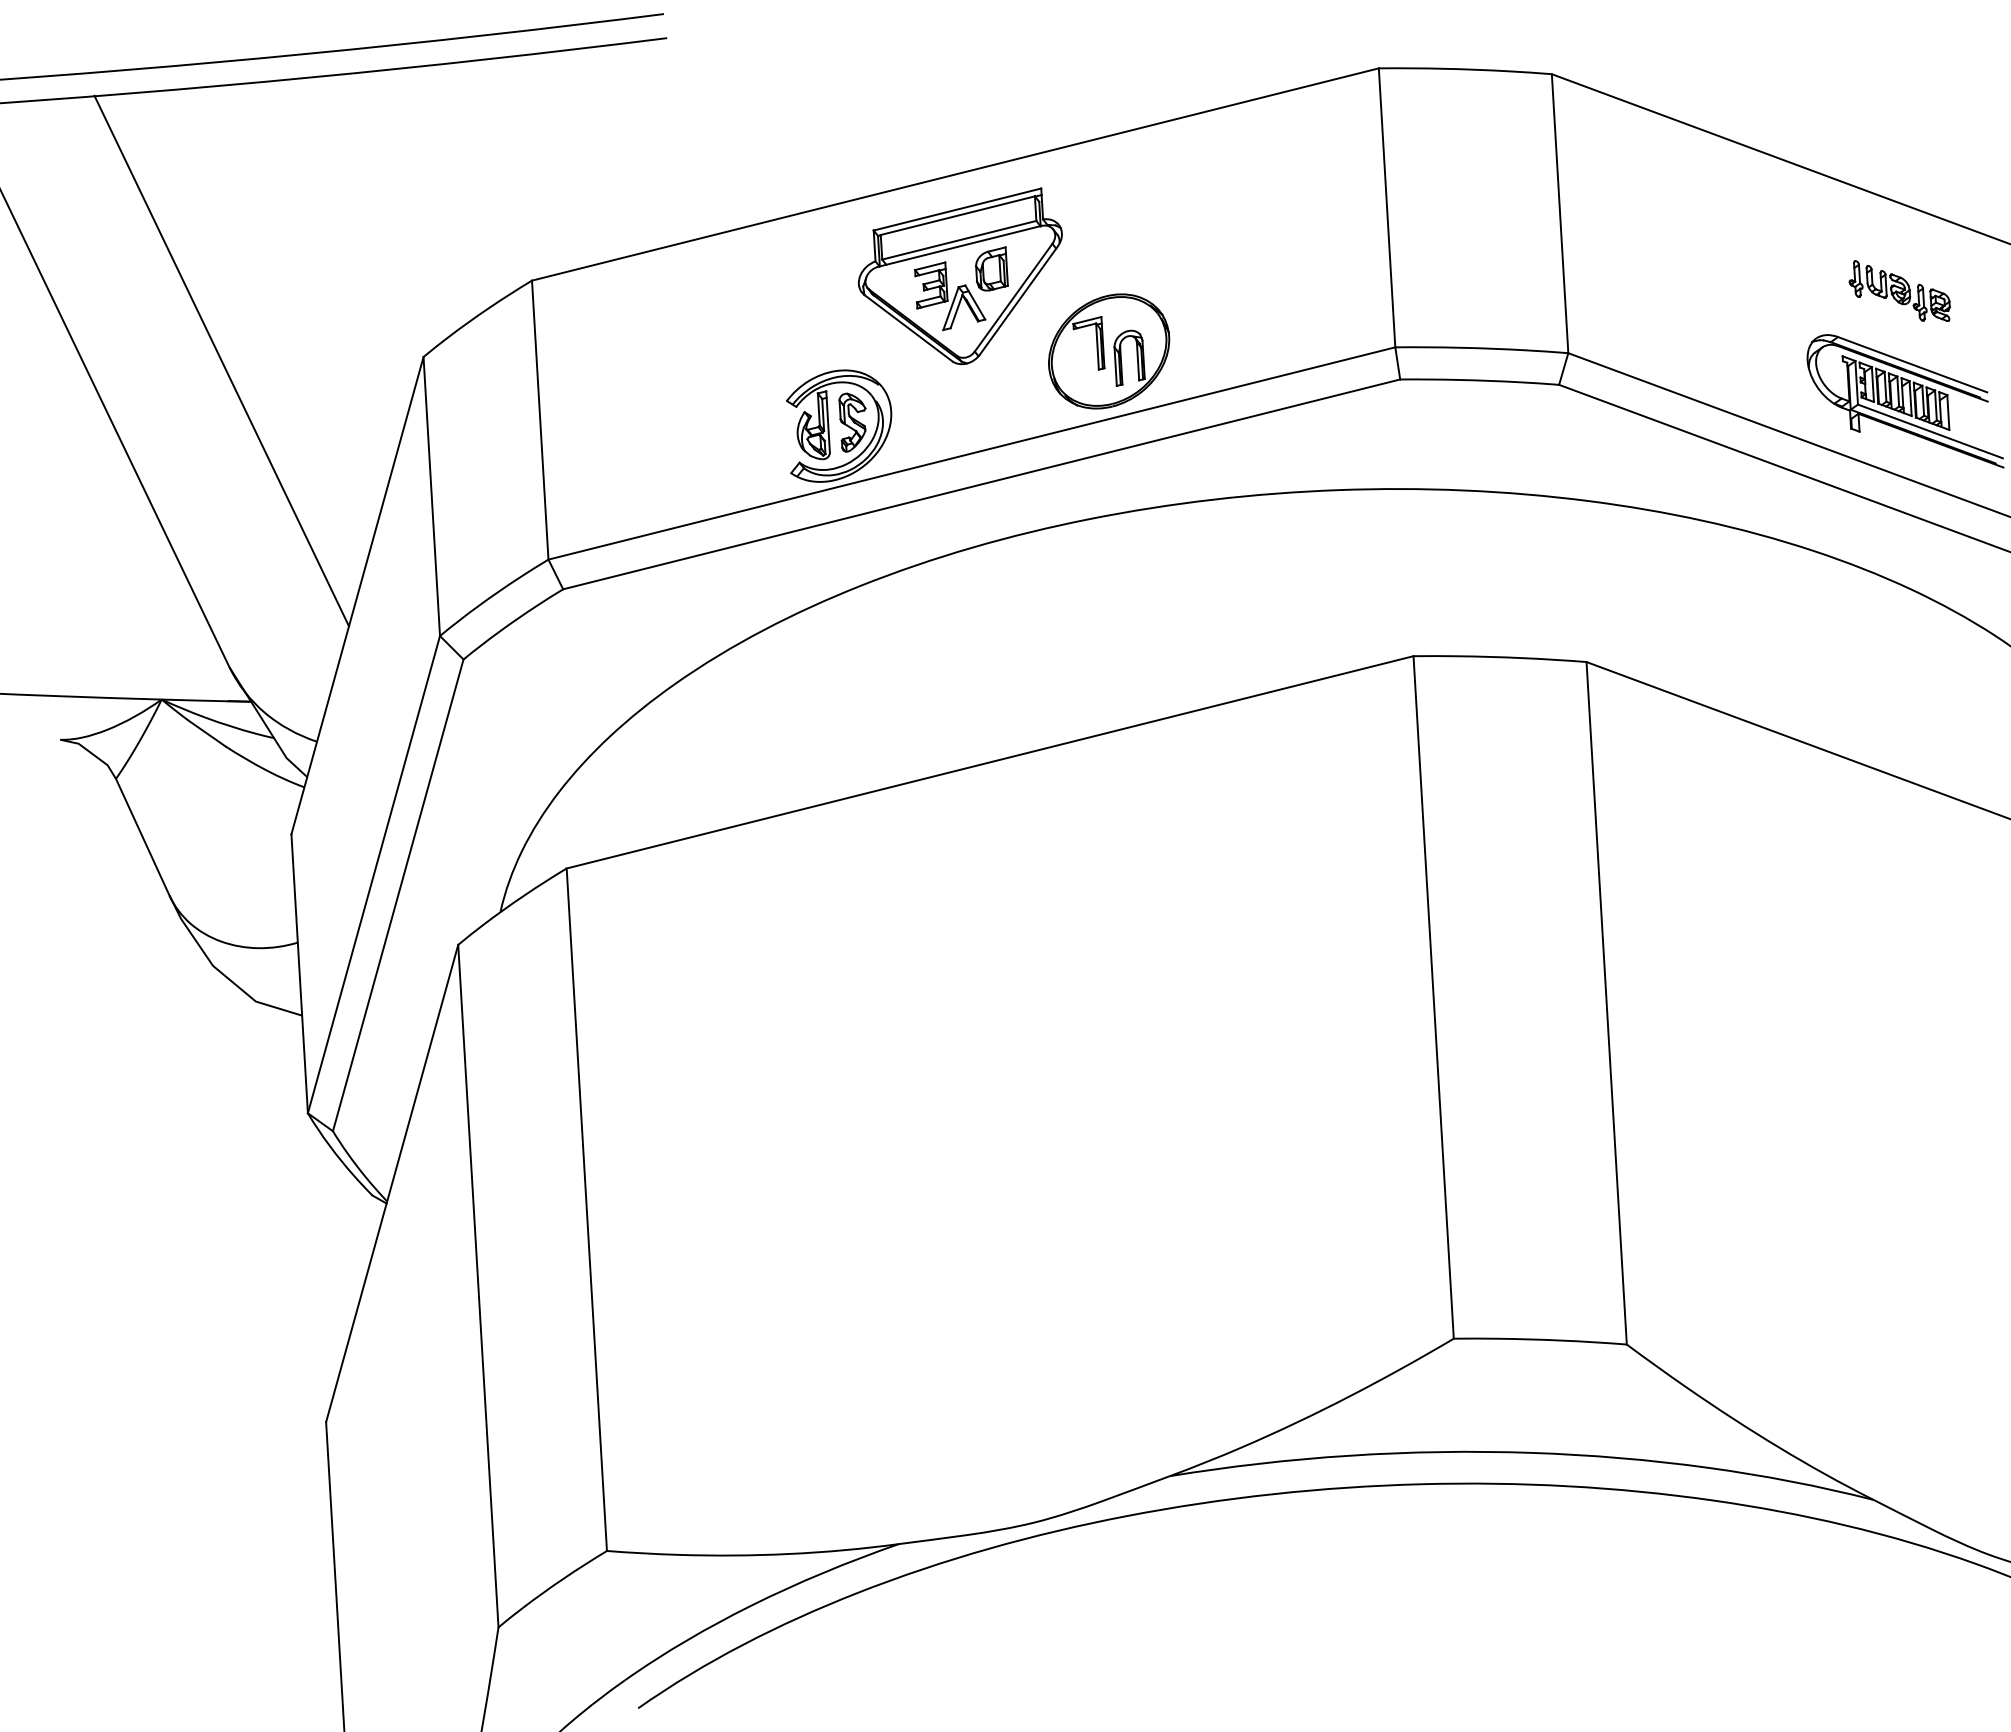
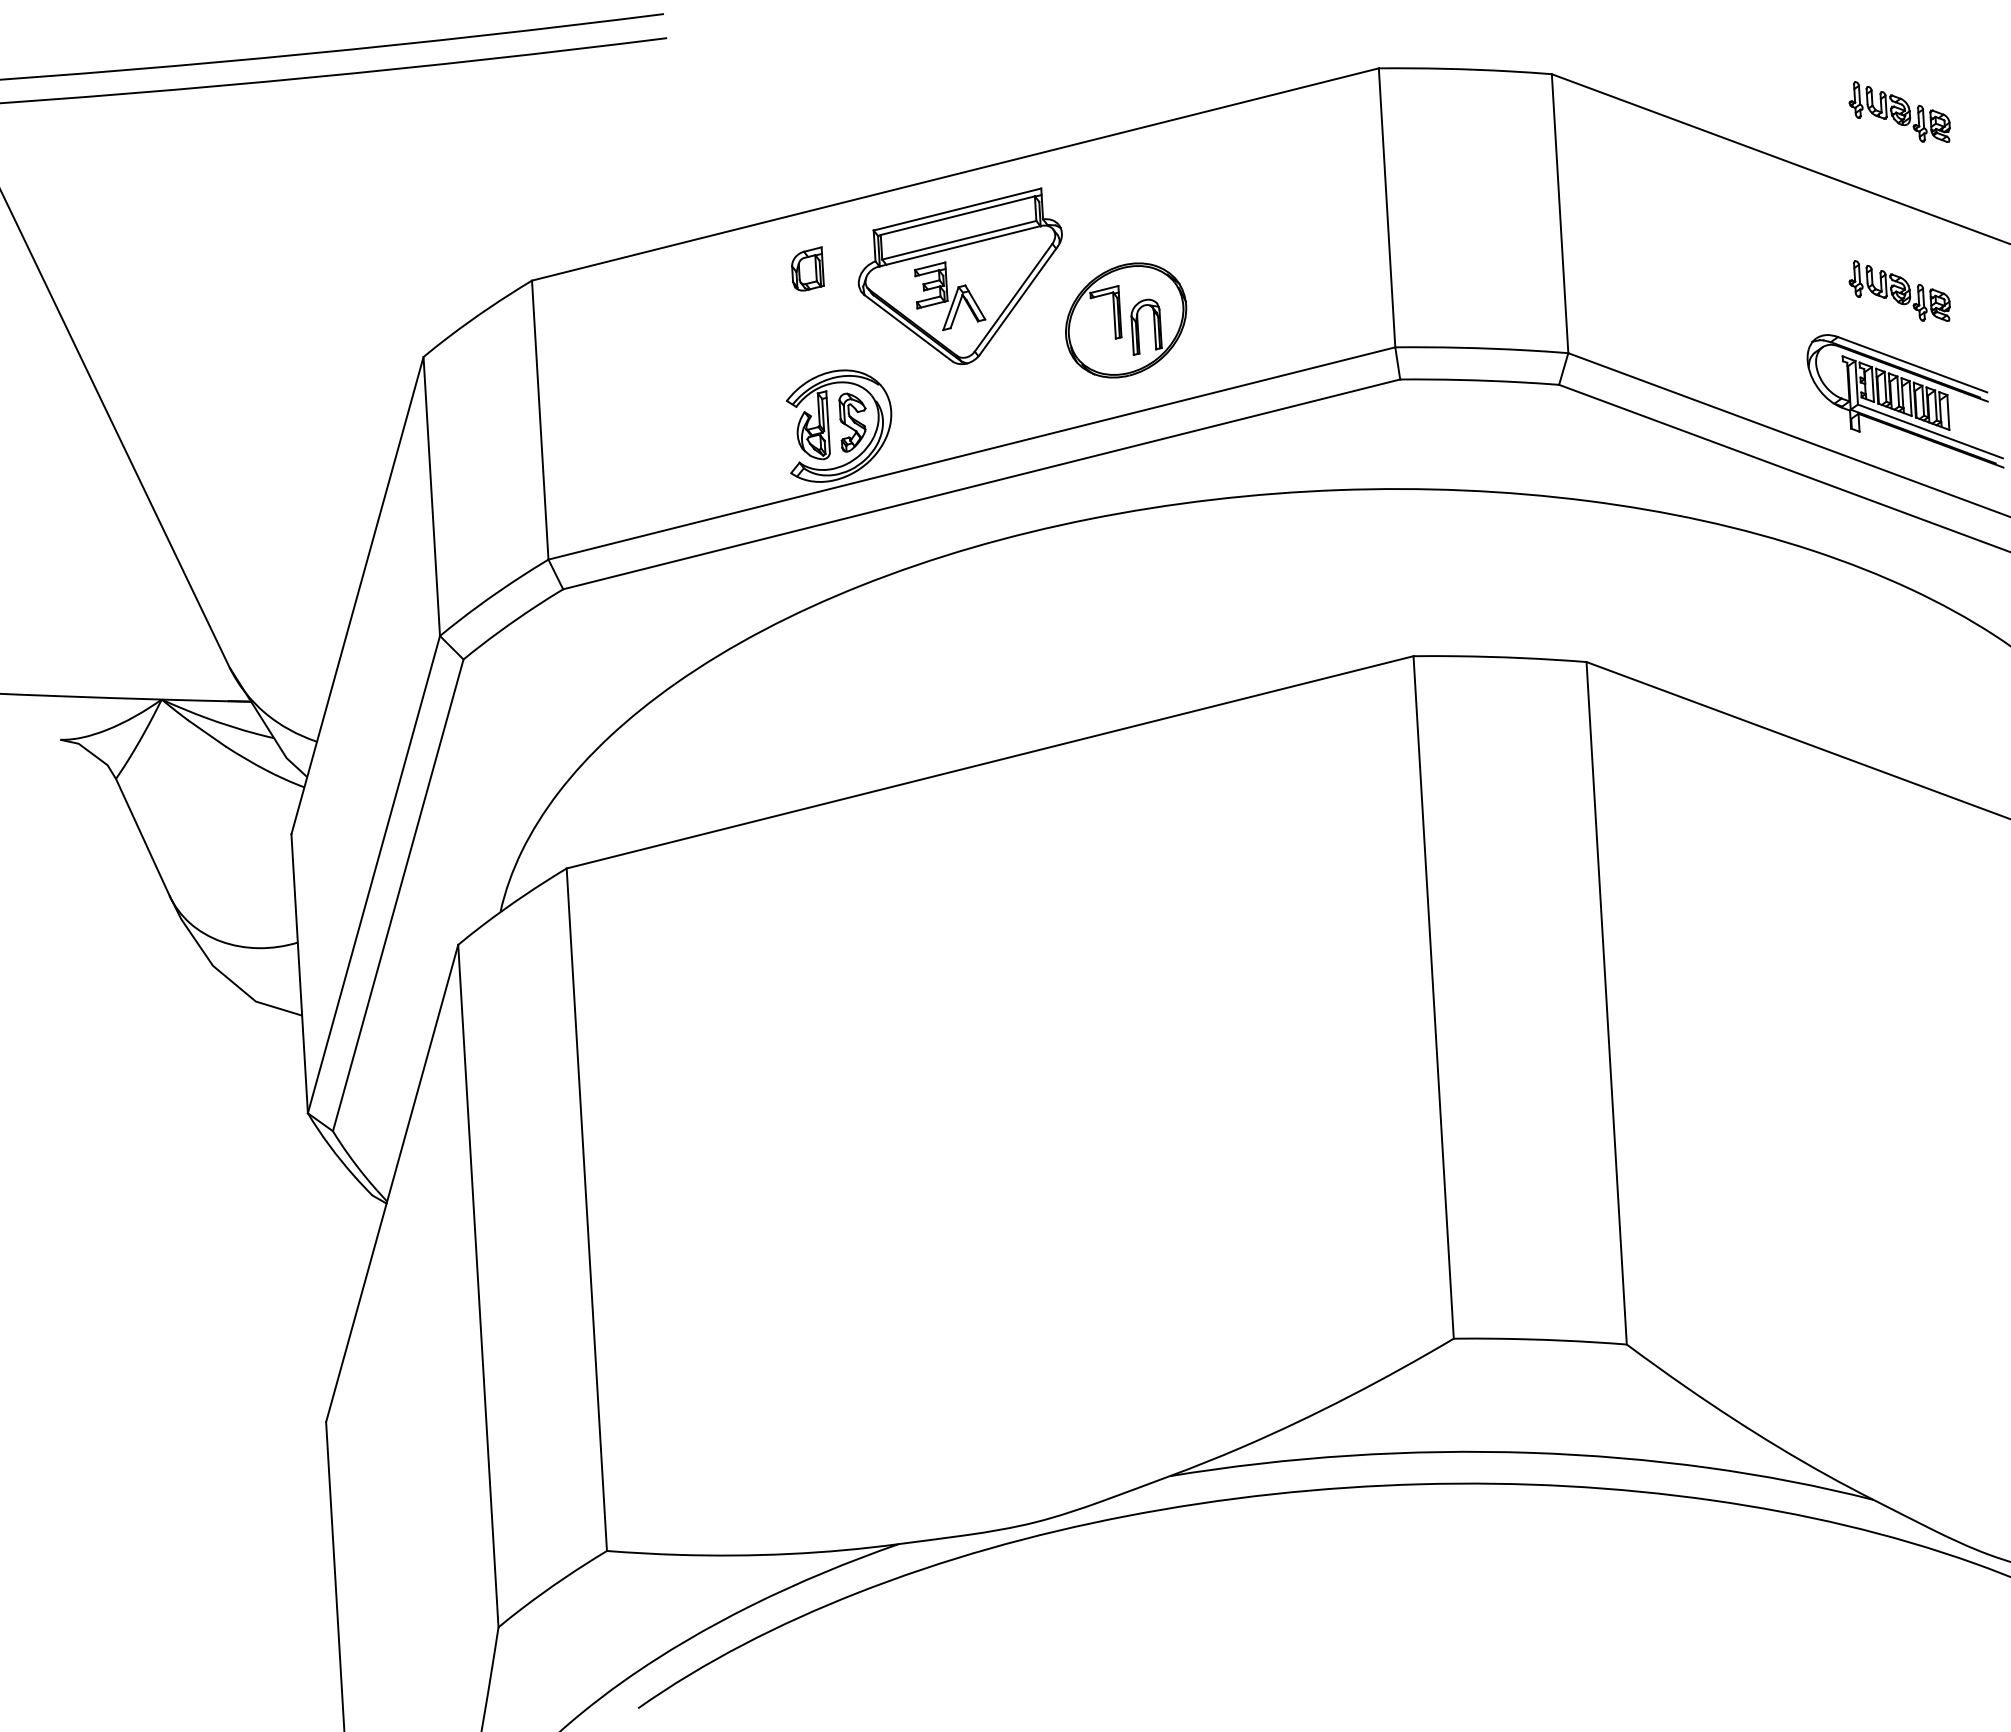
part: none -> present (1899, 111)
part position: (991, 268) -> (807, 268) (807, 268)
part position: (1109, 351) -> (1126, 320) (1126, 320)
line: present -> none (221, 360)
